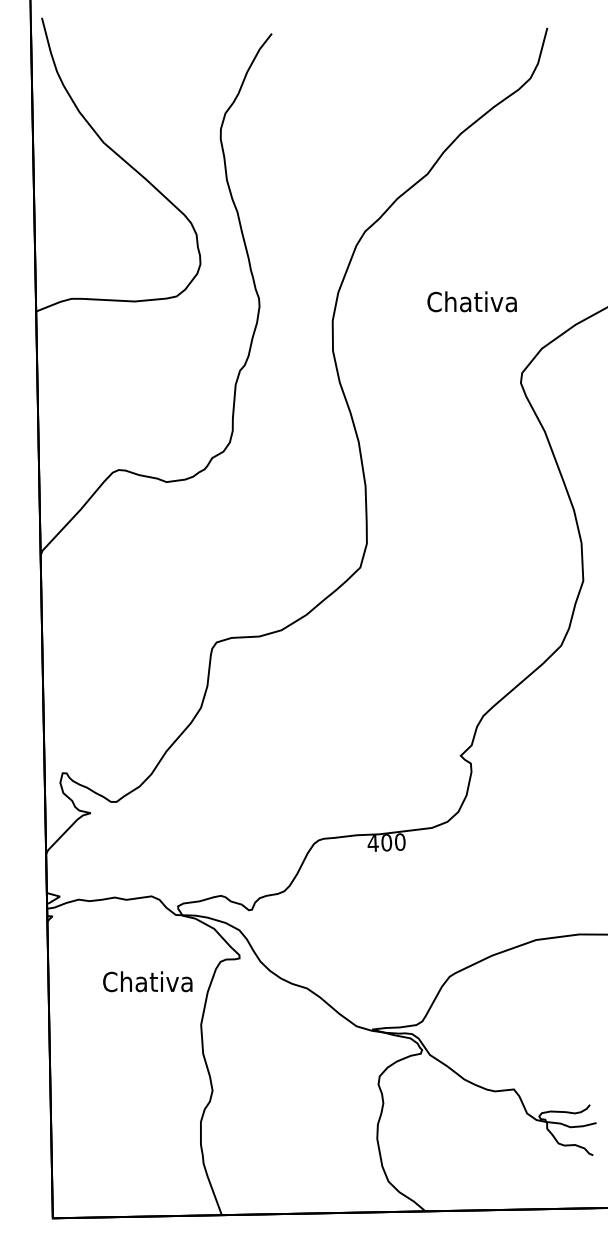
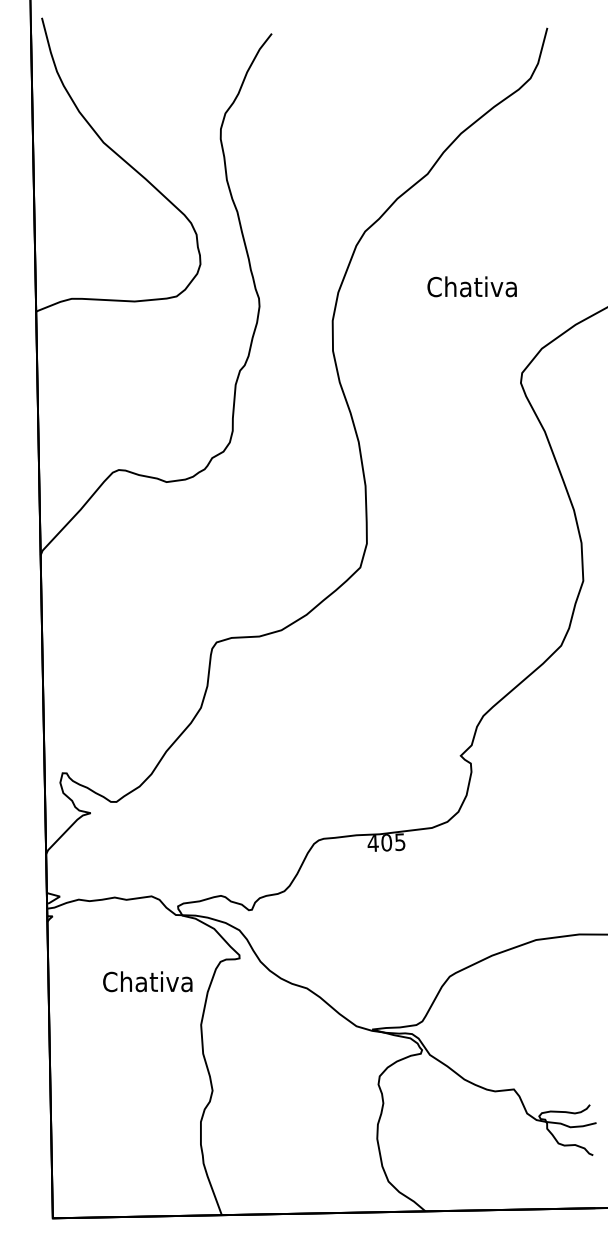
text position: (471, 301) -> (471, 286) (471, 286)
text: 400 -> 405 (400, 842)
